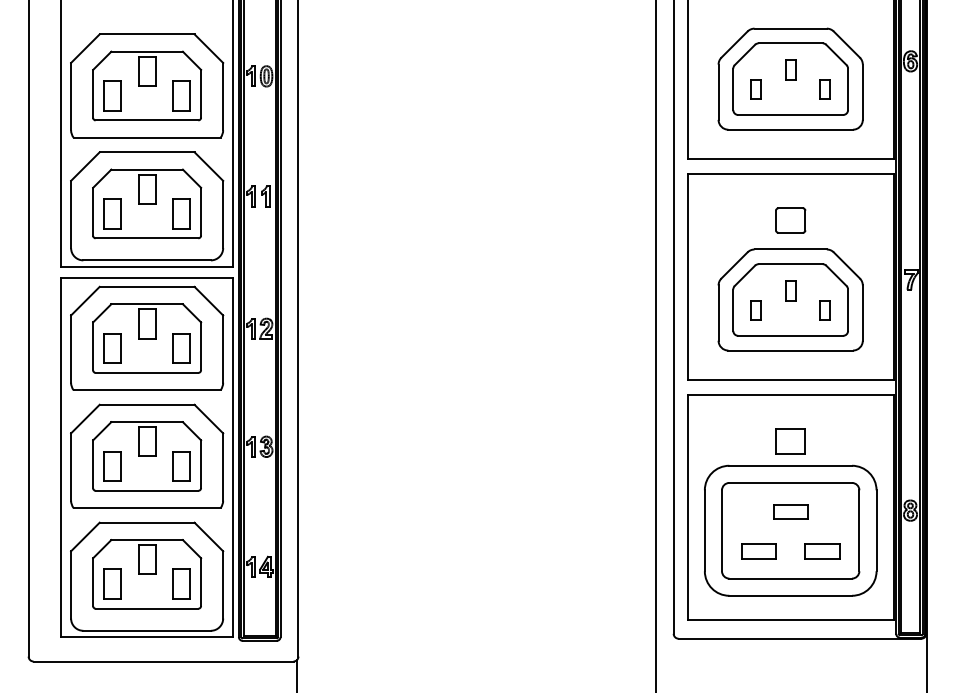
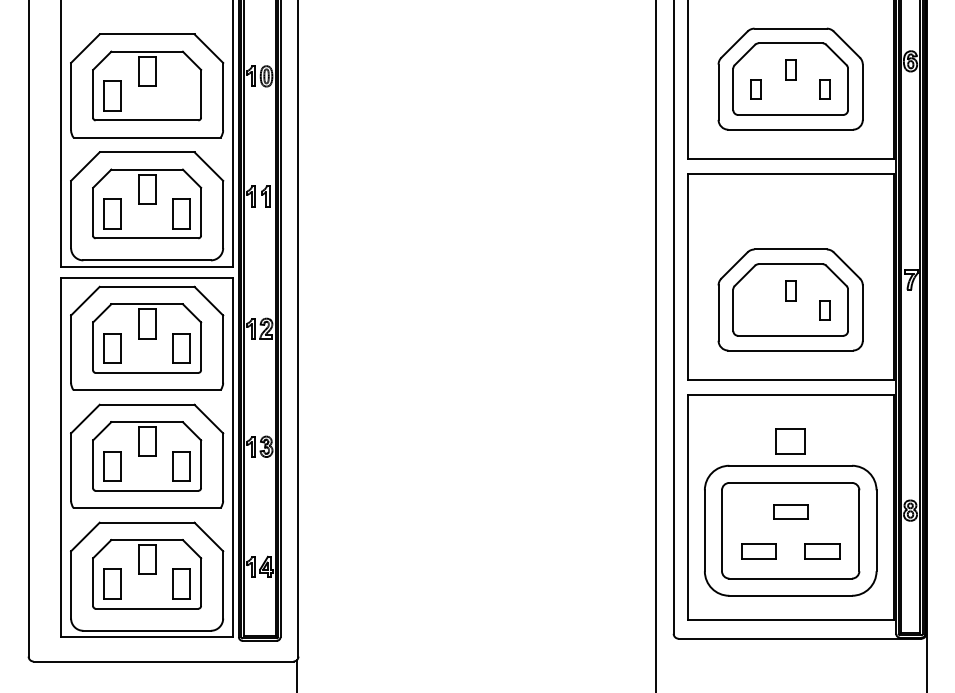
part: present -> none (181, 95)
part: present -> none (790, 220)
part: present -> none (755, 310)
